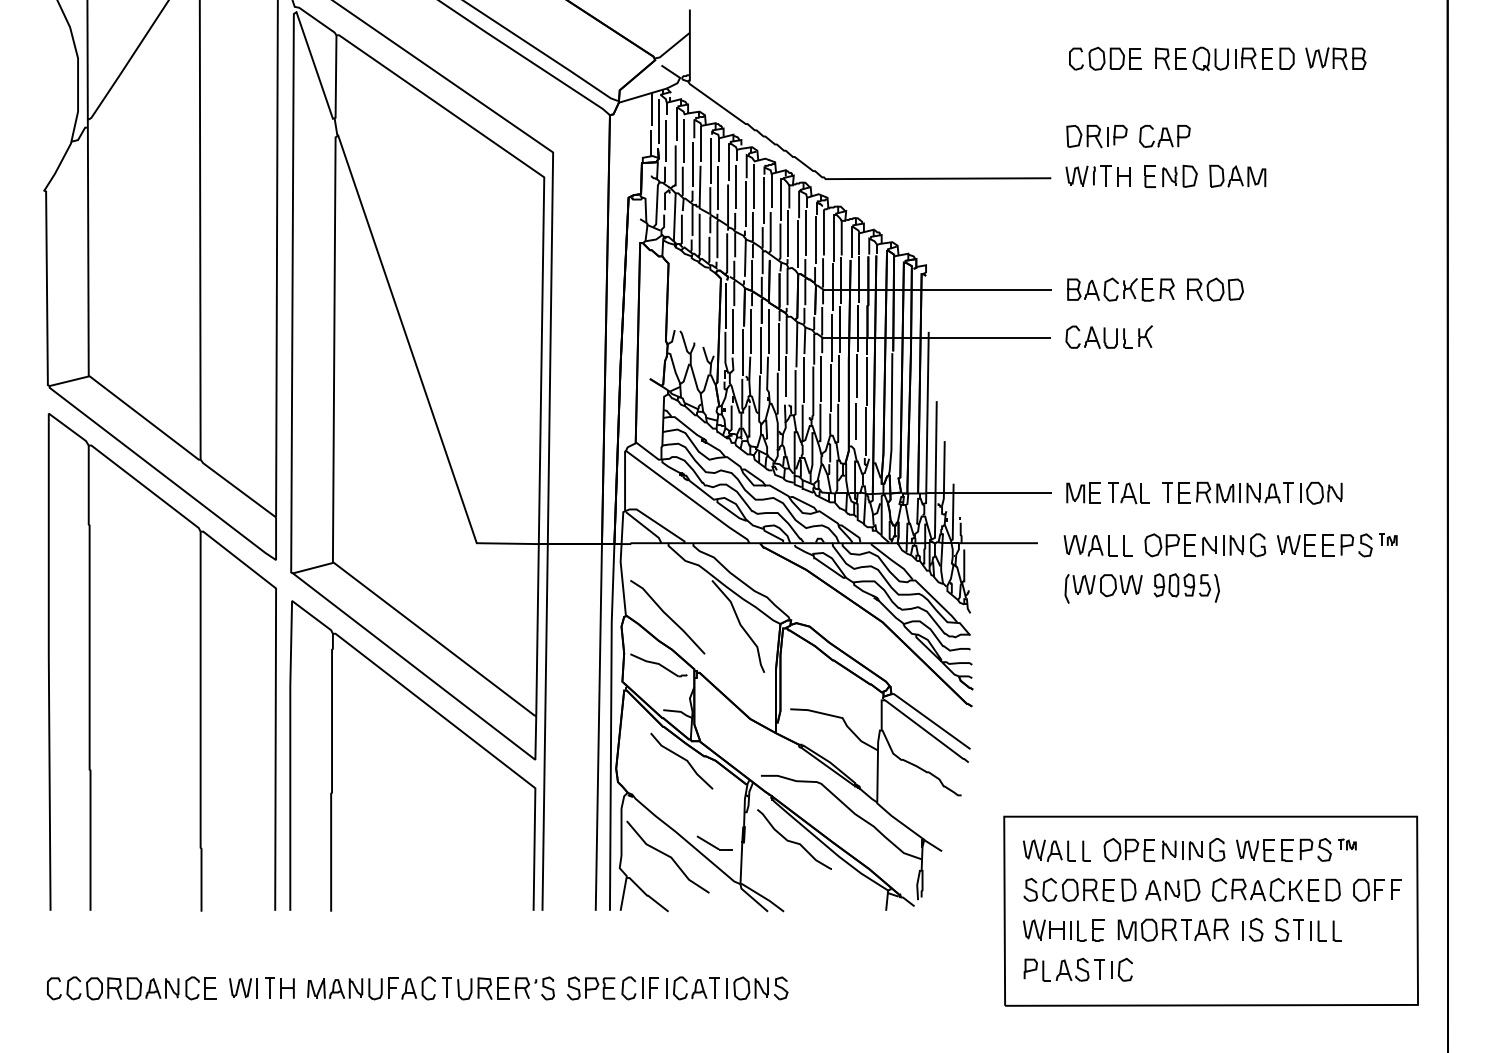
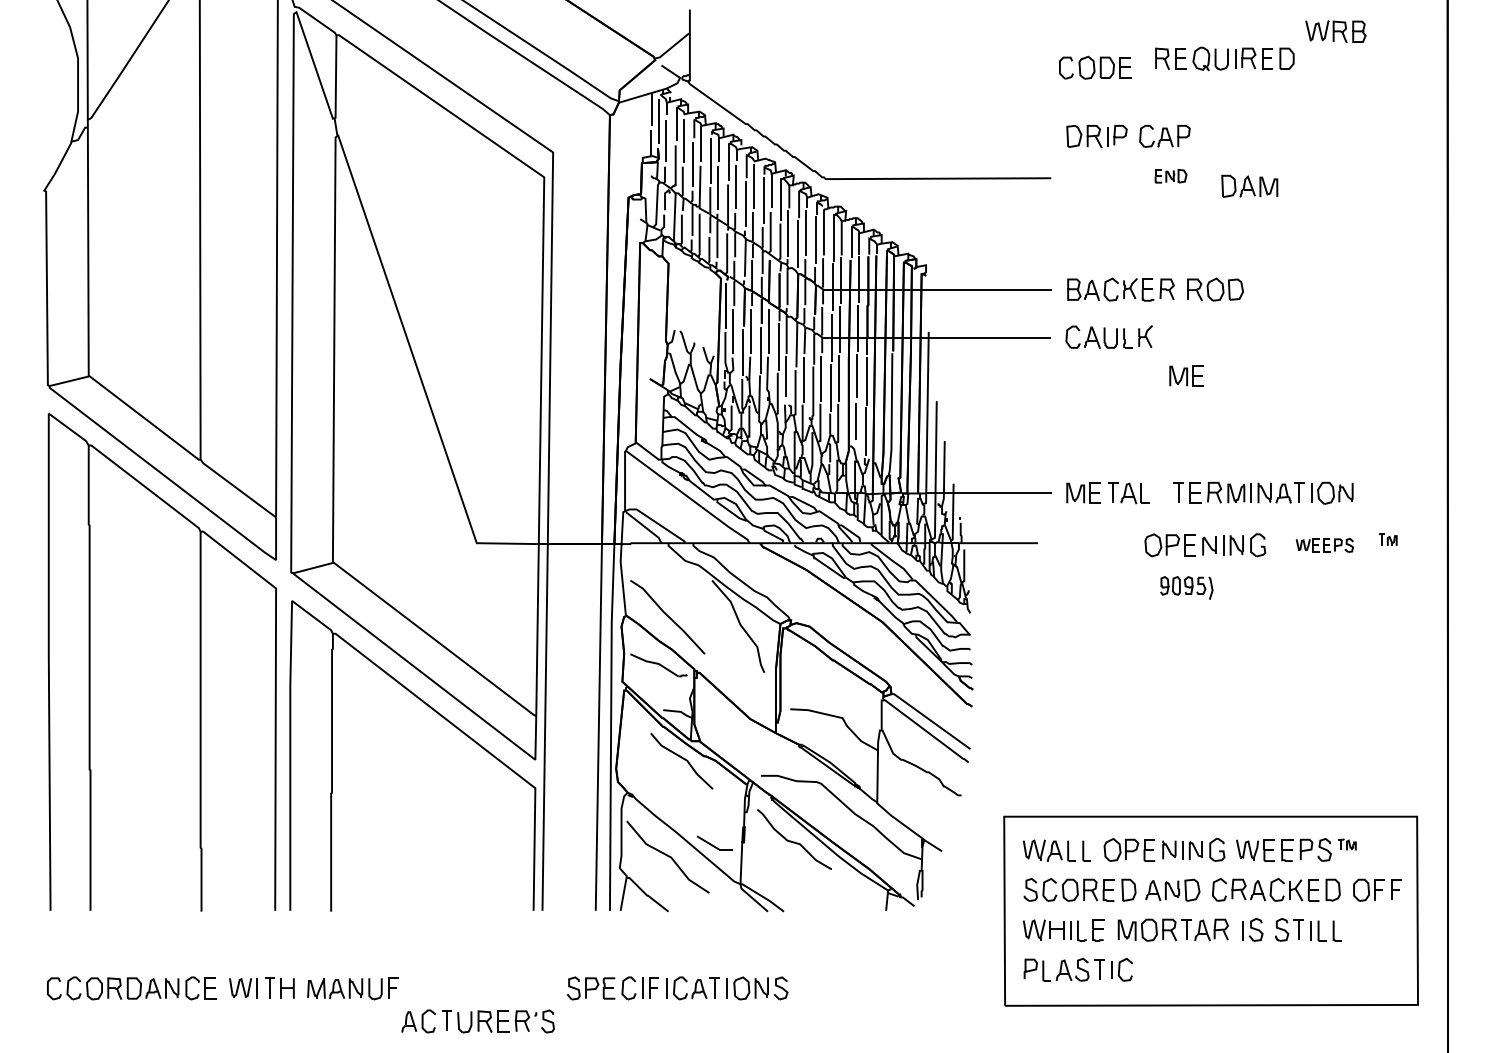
part position: (1105, 58) -> (1095, 67) (1095, 67)
part position: (1335, 58) -> (1335, 31) (1335, 31)
part: present -> none (1097, 175)
part size: 54x24 px -> 34x15 px (1170, 176)
part position: (1237, 175) -> (1249, 185) (1249, 185)
part: none -> present (1186, 375)
part position: (1252, 492) -> (1263, 492) (1263, 492)
part: present -> none (1097, 545)
part size: 96x25 px -> 59x15 px (1324, 545)
part size: 67x30 px -> 54x24 px (1186, 587)
part: present -> none (1103, 588)
part position: (477, 988) -> (477, 1021) (477, 1021)
